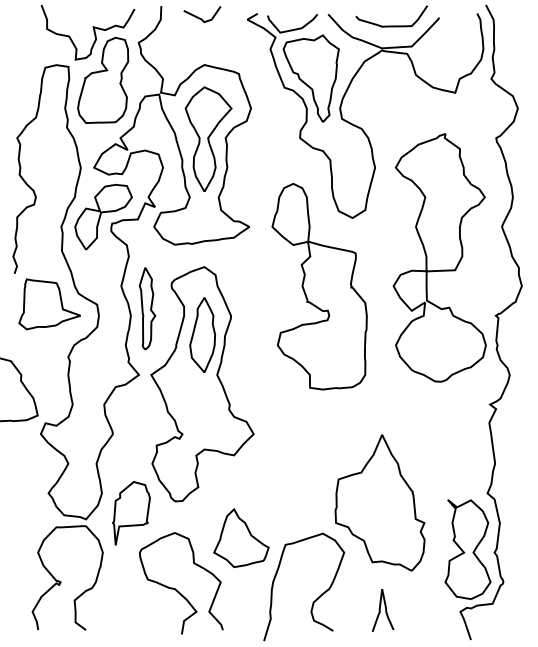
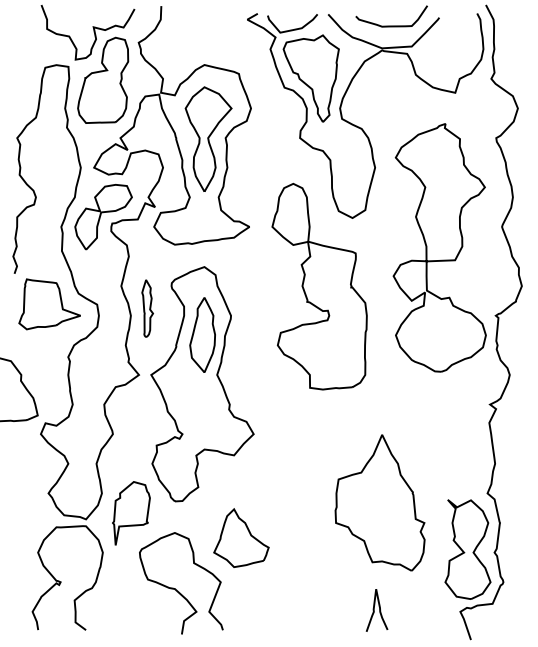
curve: present -> none (200, 17)
part position: (439, 257) -> (439, 247) (439, 247)
part size: 18x83 px -> 13x59 px (147, 308)
curve: present -> none (316, 598)
curve position: (380, 610) -> (374, 610) (374, 610)
